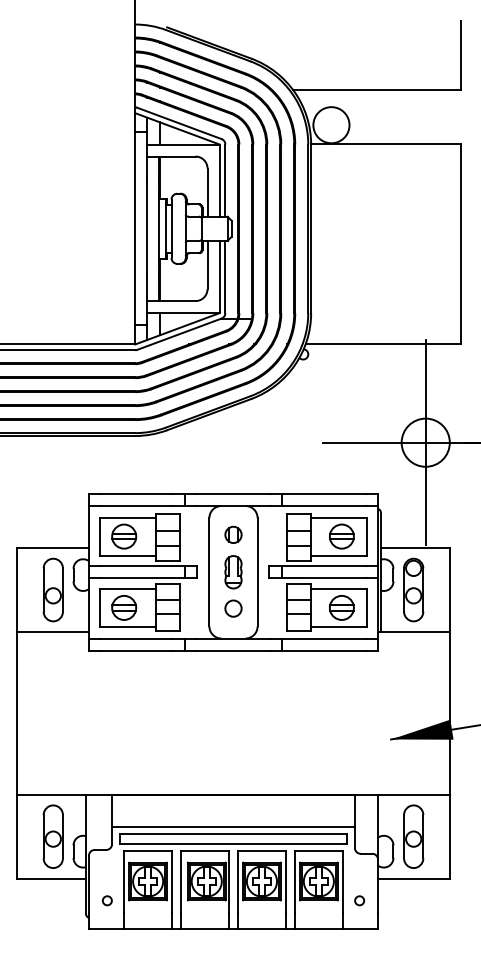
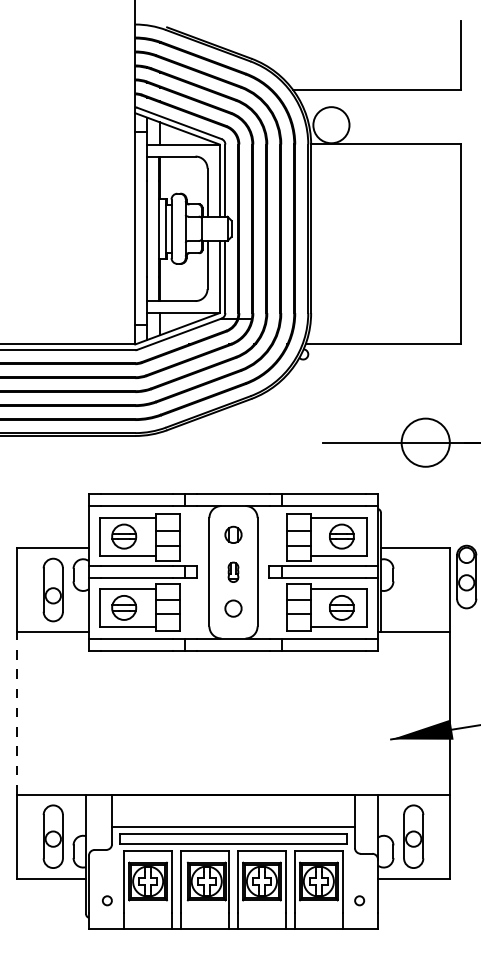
line: present -> none (425, 442)
part size: 19x35 px -> 13x22 px (233, 571)
part position: (413, 589) -> (466, 576) (466, 576)
line: solid -> dashed (16, 712)
